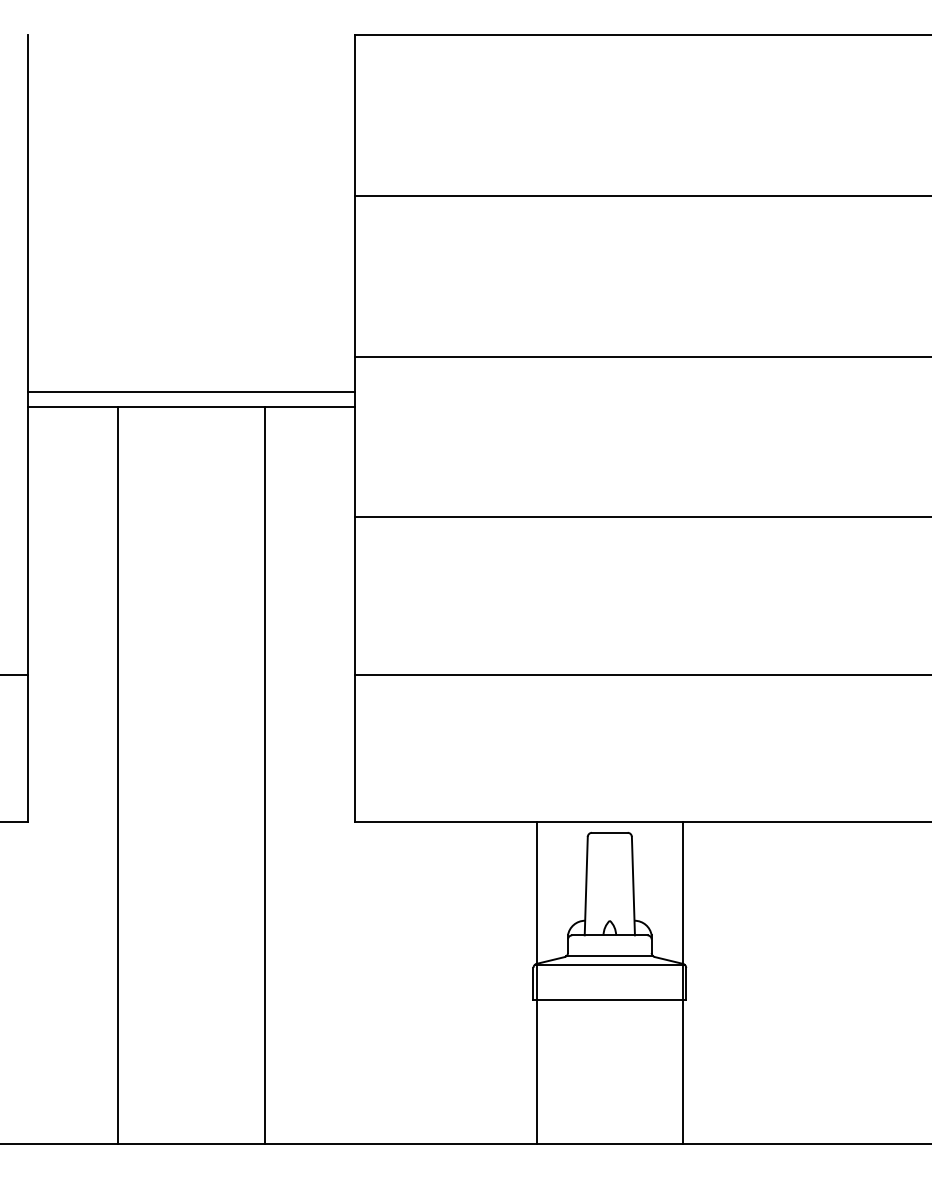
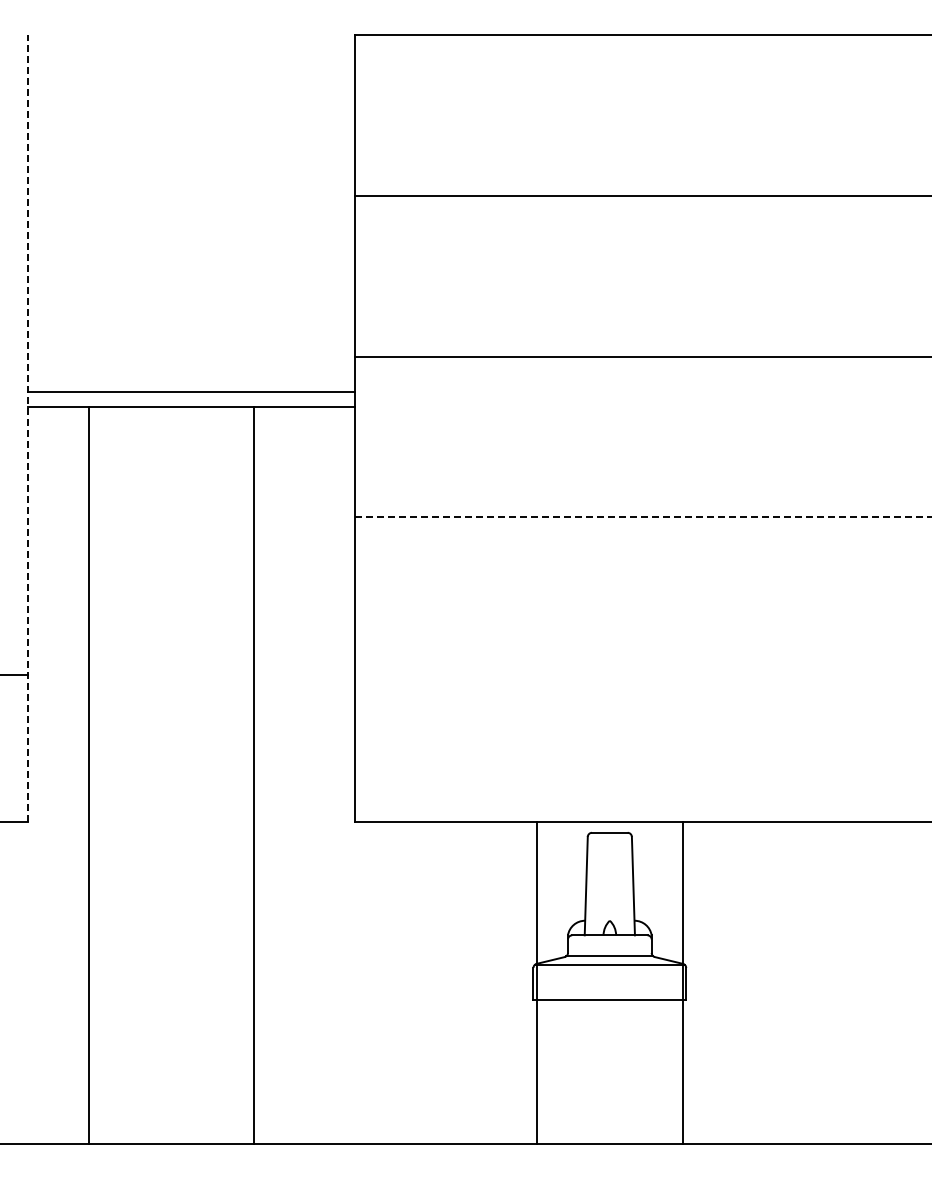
line: solid -> dashed (28, 428)
line: solid -> dashed (642, 517)
line: present -> none (641, 675)
line position: (118, 774) -> (89, 774) (89, 774)
line position: (264, 774) -> (253, 774) (253, 774)
